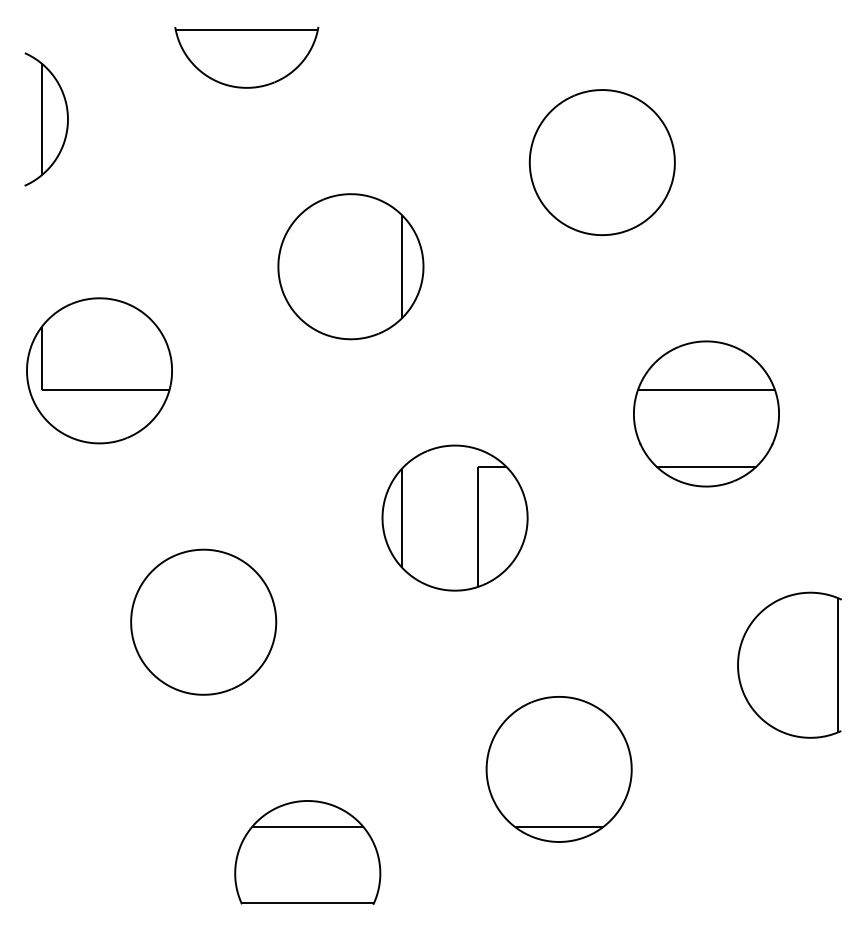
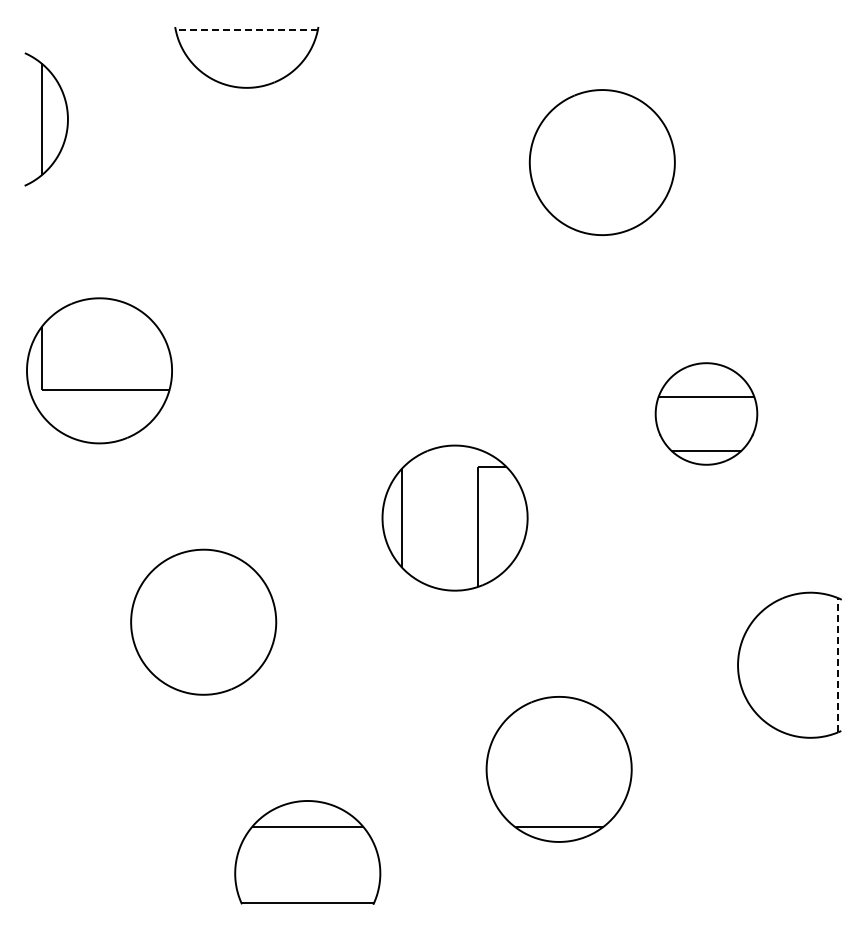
line: solid -> dashed (246, 30)
part: present -> none (350, 266)
part size: 147x148 px -> 105x104 px (706, 413)
line: solid -> dashed (838, 664)
